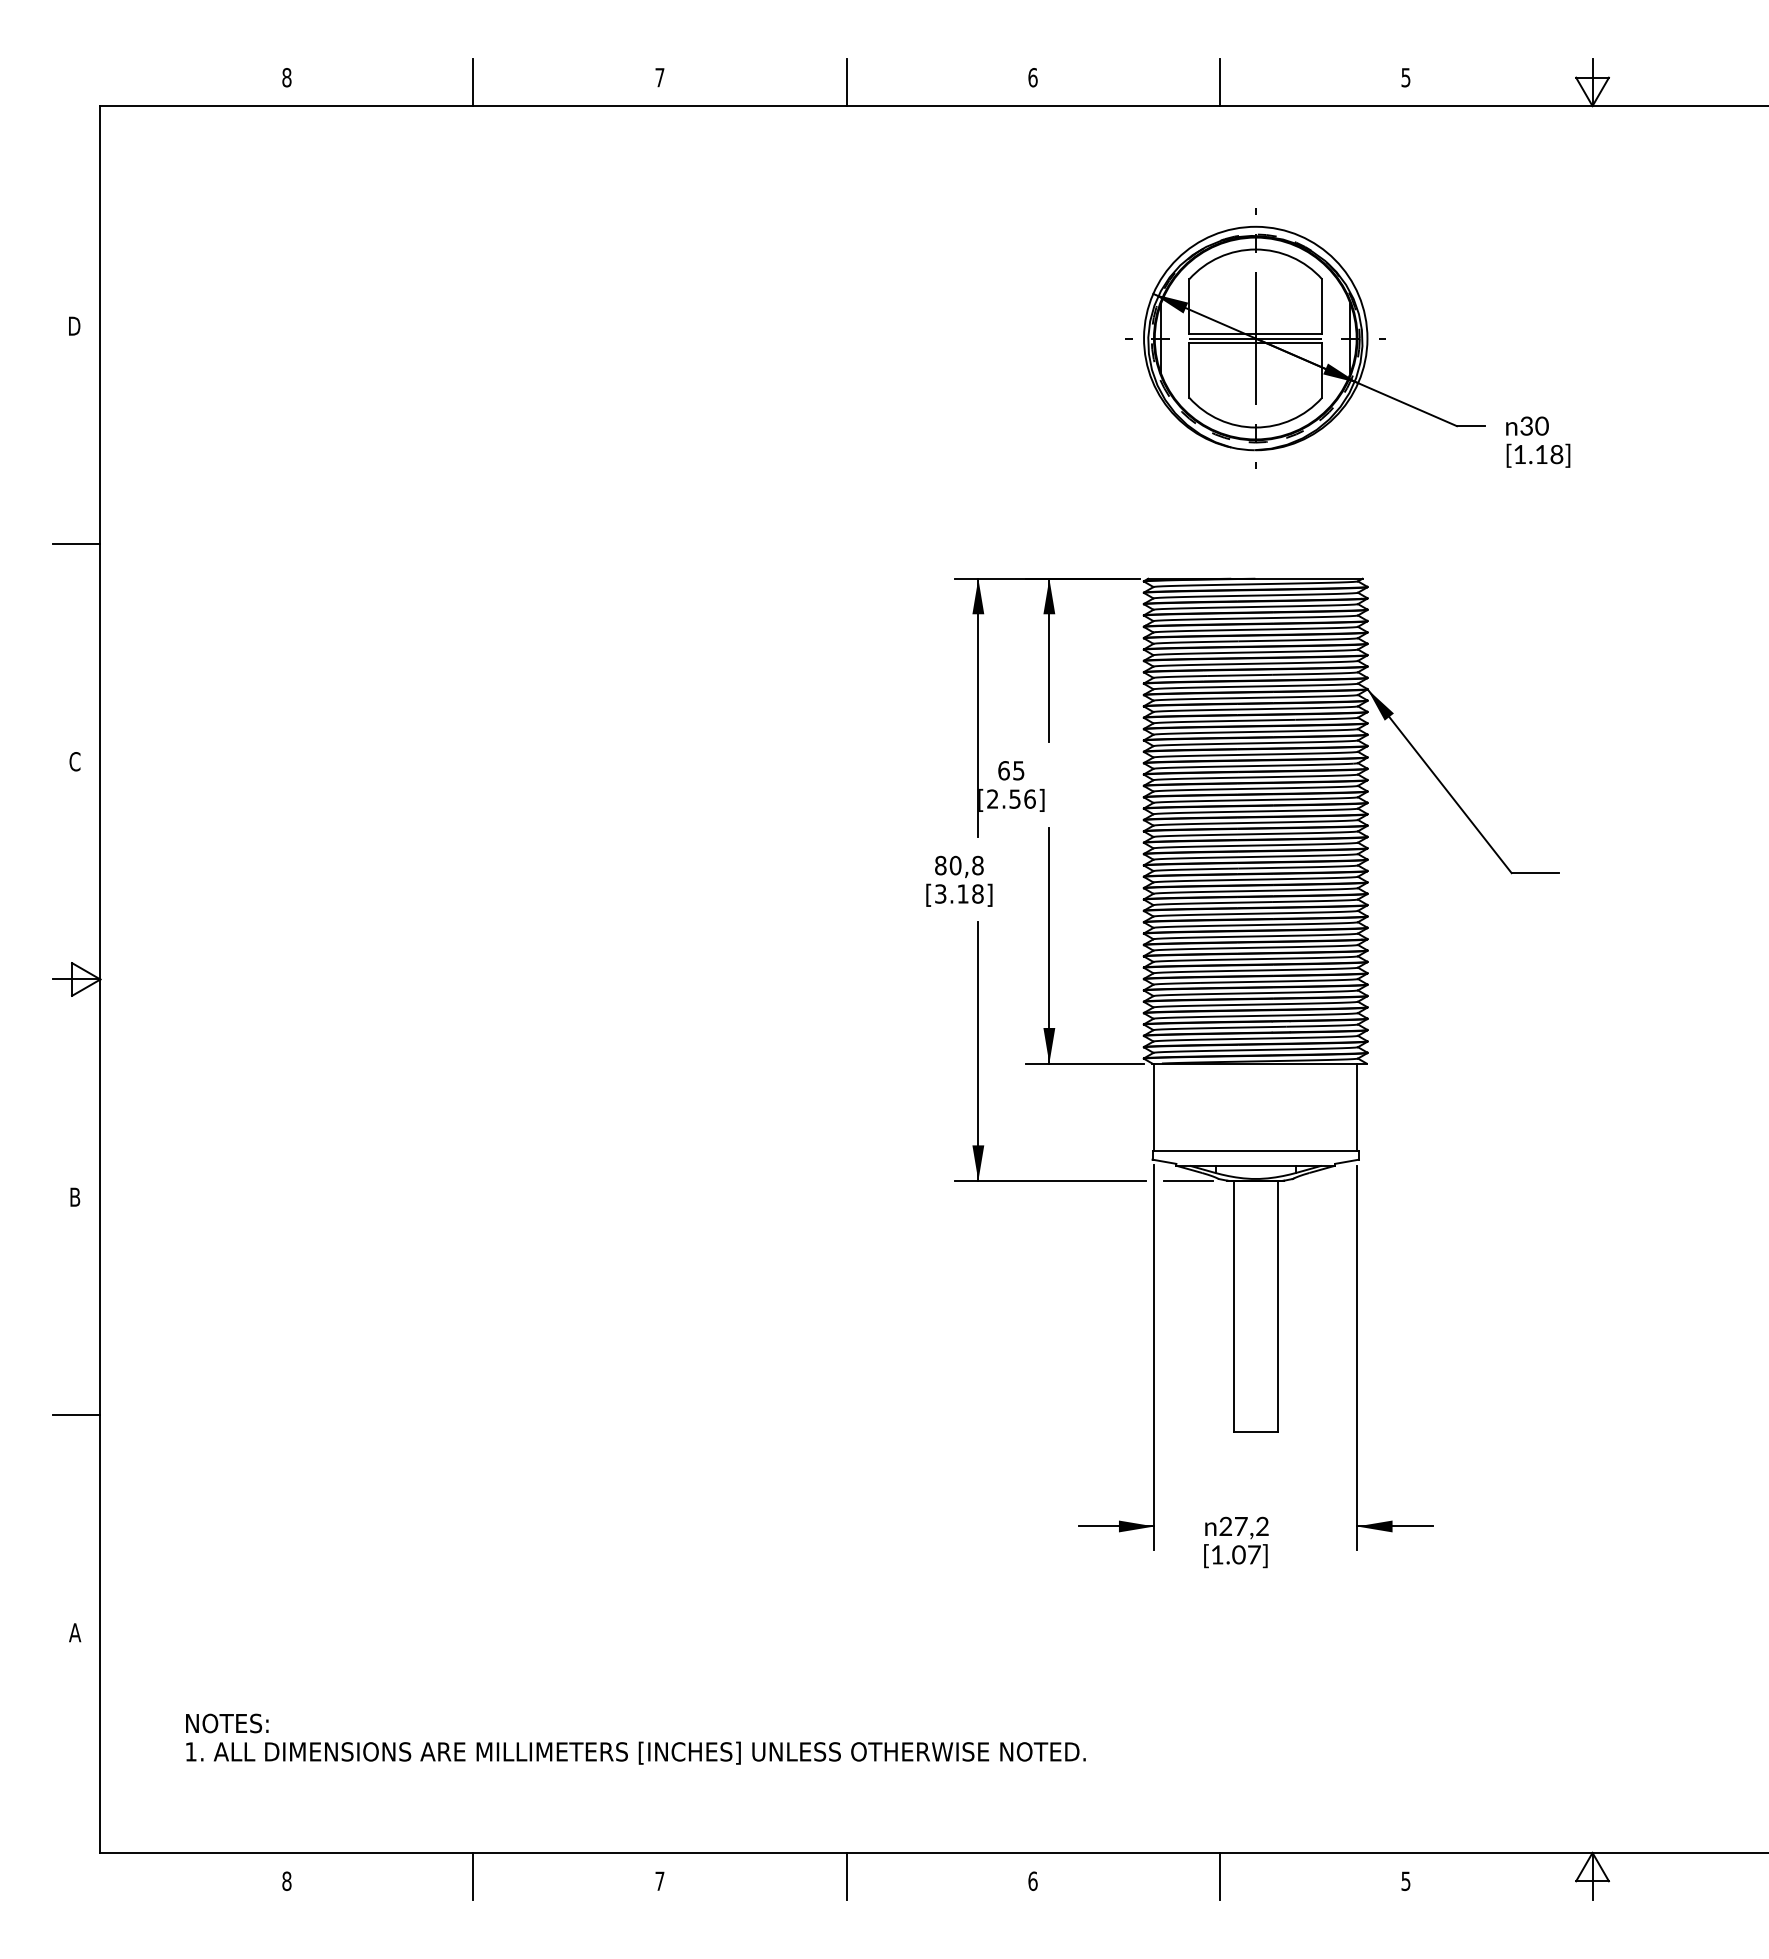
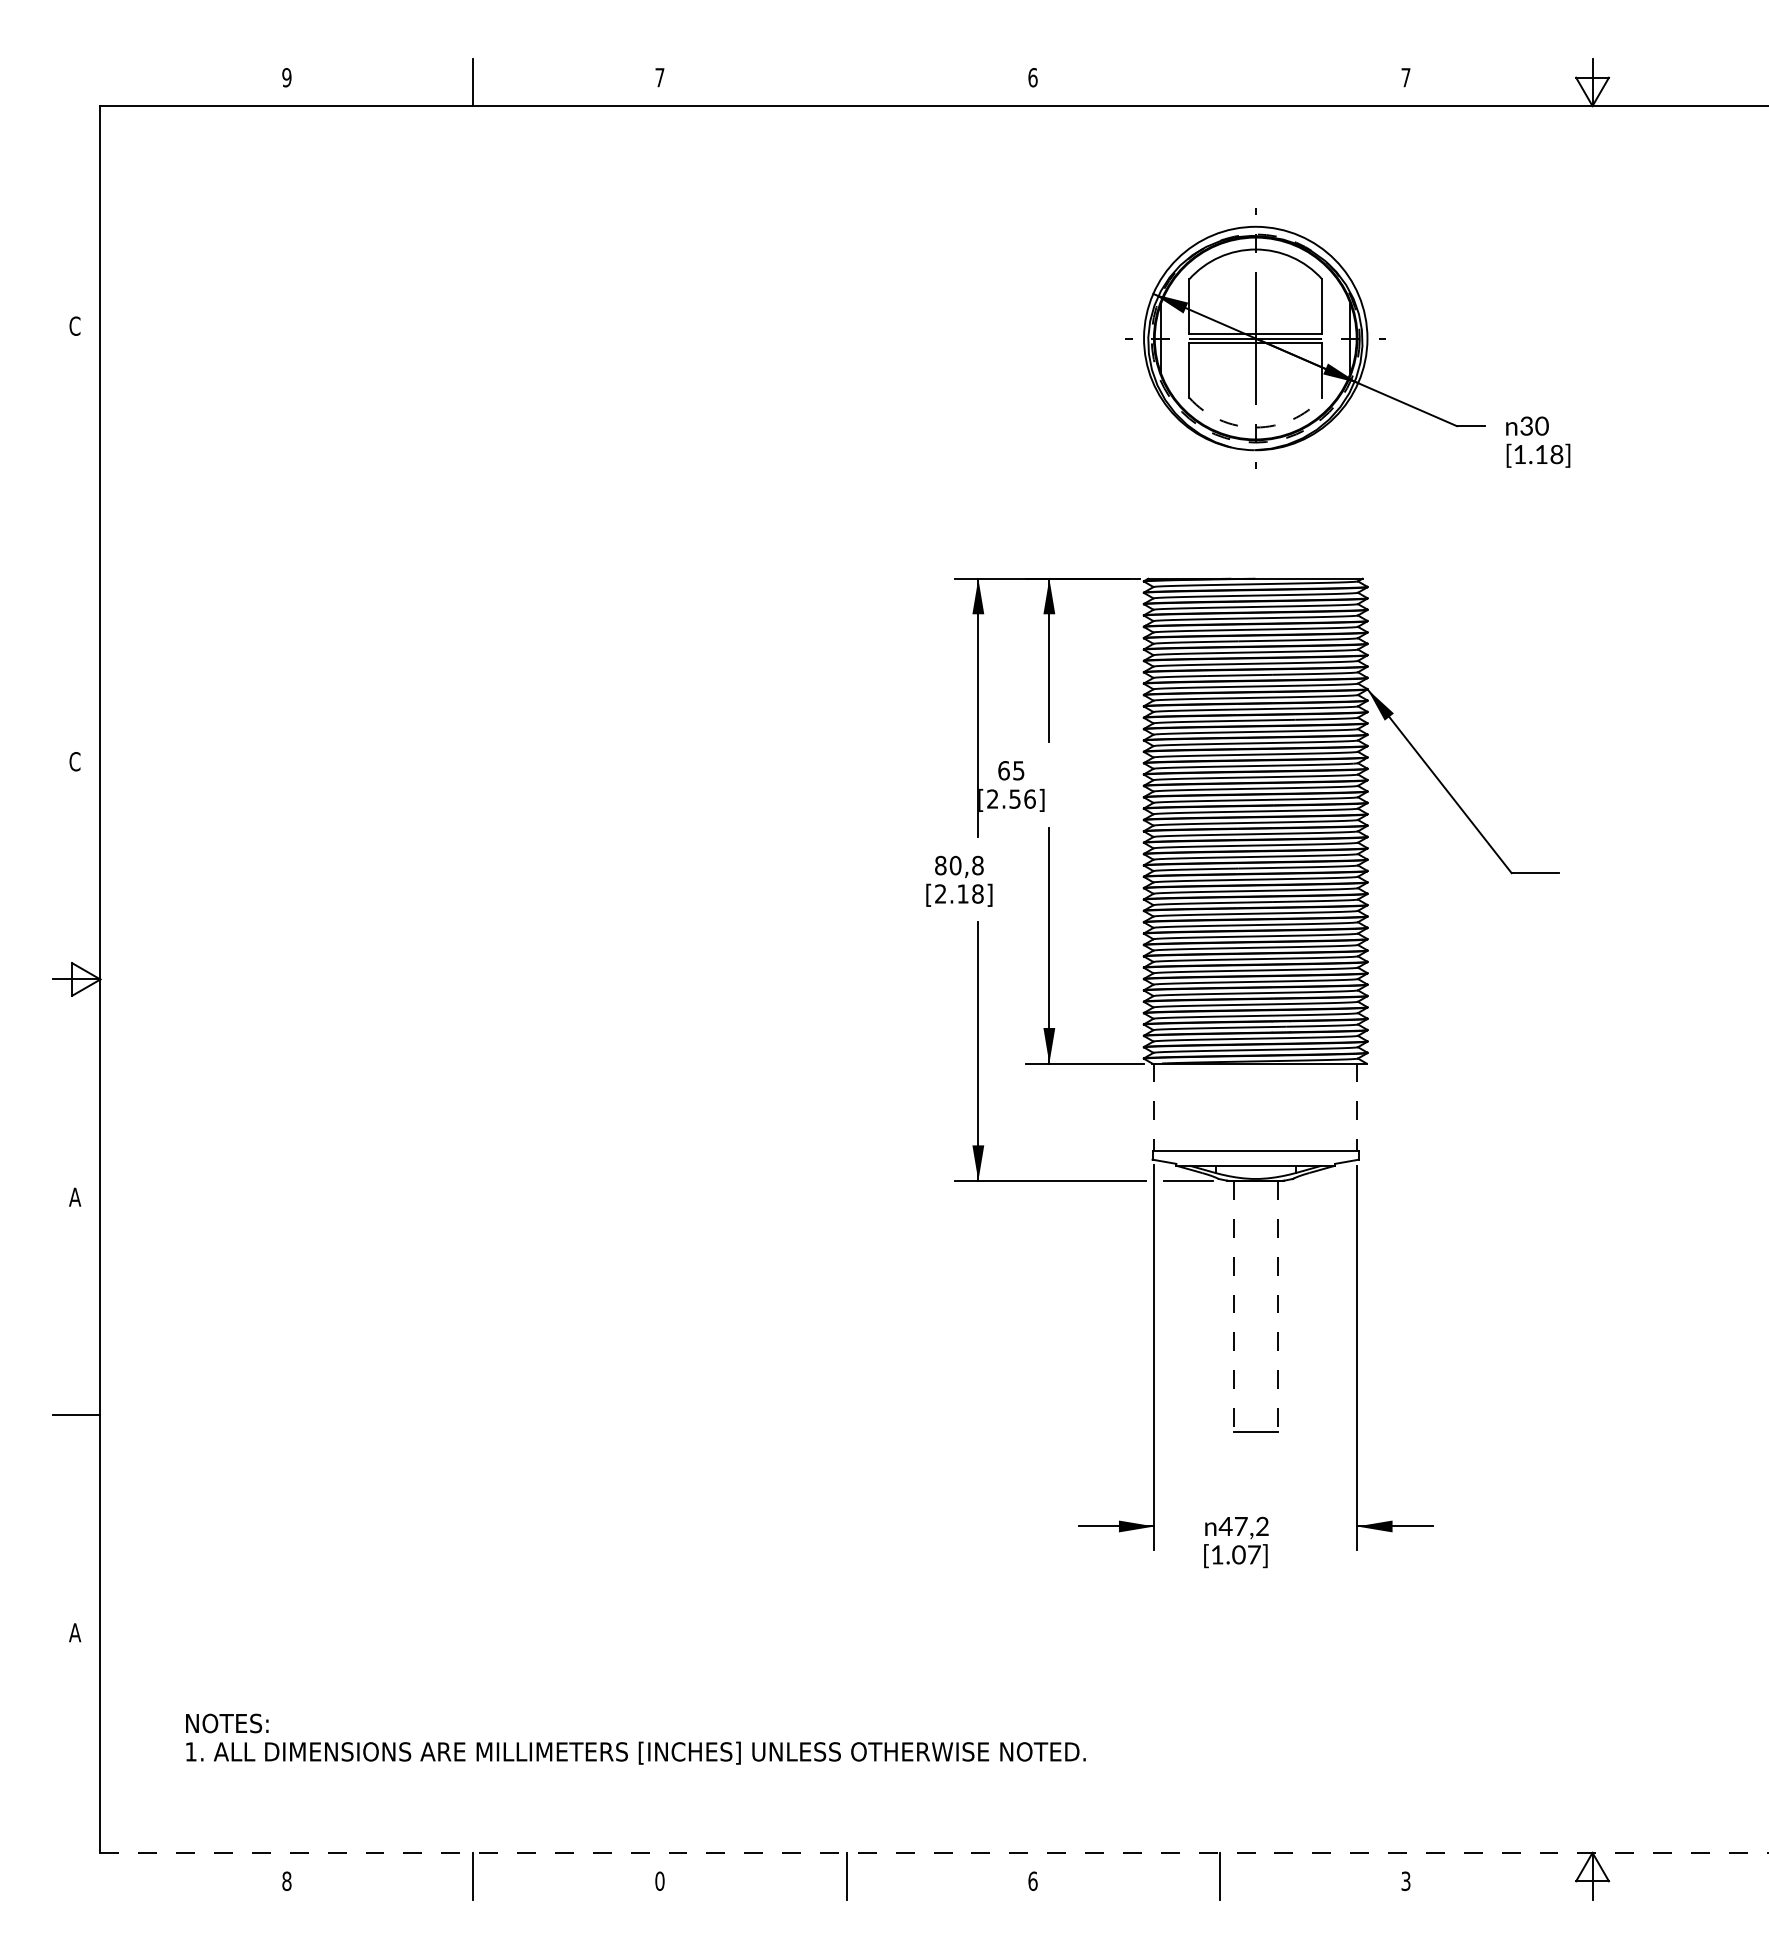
text: 8 -> 9 (286, 77)
text: 5 -> 7 (1405, 77)
line: present -> none (846, 82)
line: present -> none (1219, 82)
text: D -> C (74, 325)
arc: solid -> dashed (1255, 427)
line: present -> none (76, 543)
text: [3.18] -> [2.18] (940, 893)
line: solid -> dashed (1154, 1107)
line: solid -> dashed (1357, 1107)
text: B -> A (75, 1196)
line: solid -> dashed (1233, 1306)
line: solid -> dashed (1277, 1306)
text: 27,2 -> 47,2 (1225, 1525)
line: solid -> dashed (934, 1852)
text: 7 -> 0 (659, 1880)
text: 5 -> 3 (1406, 1880)
